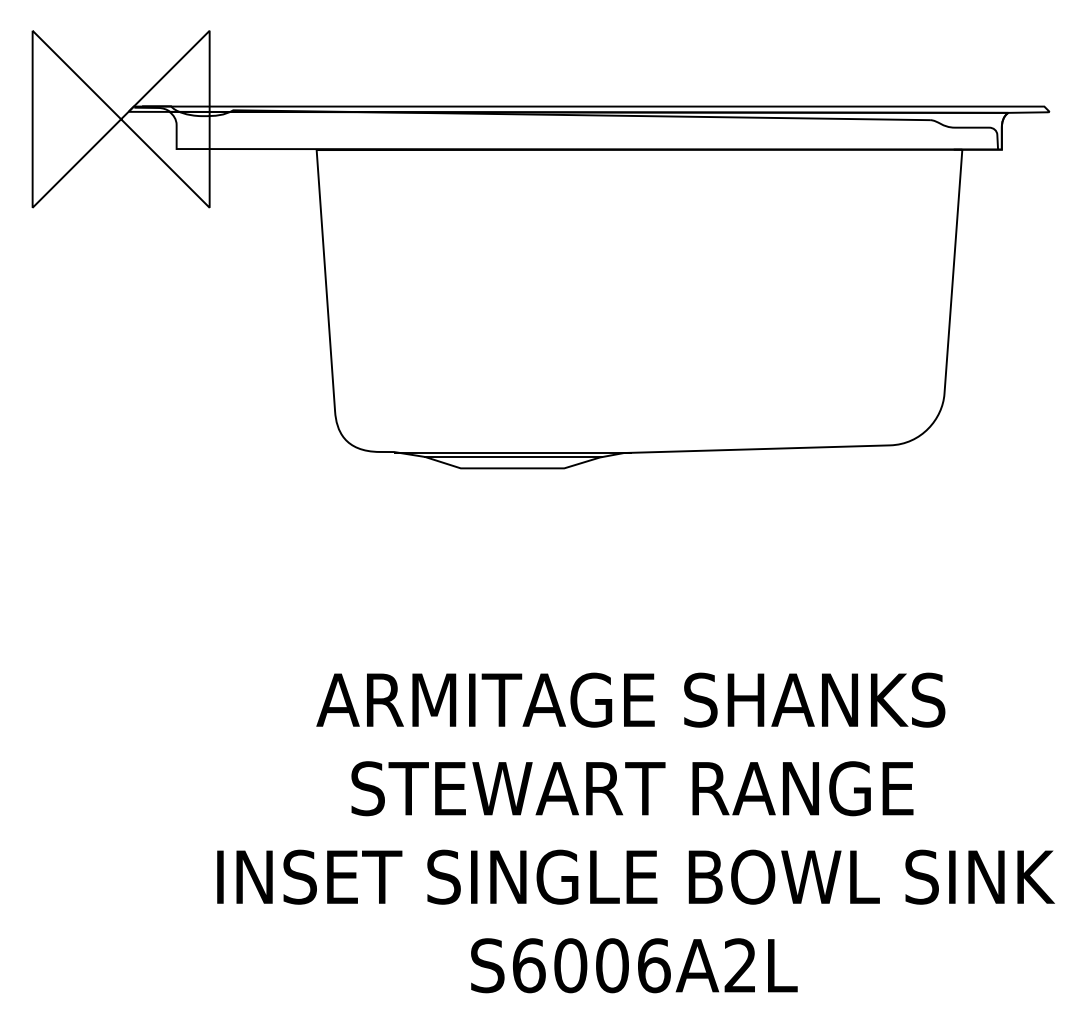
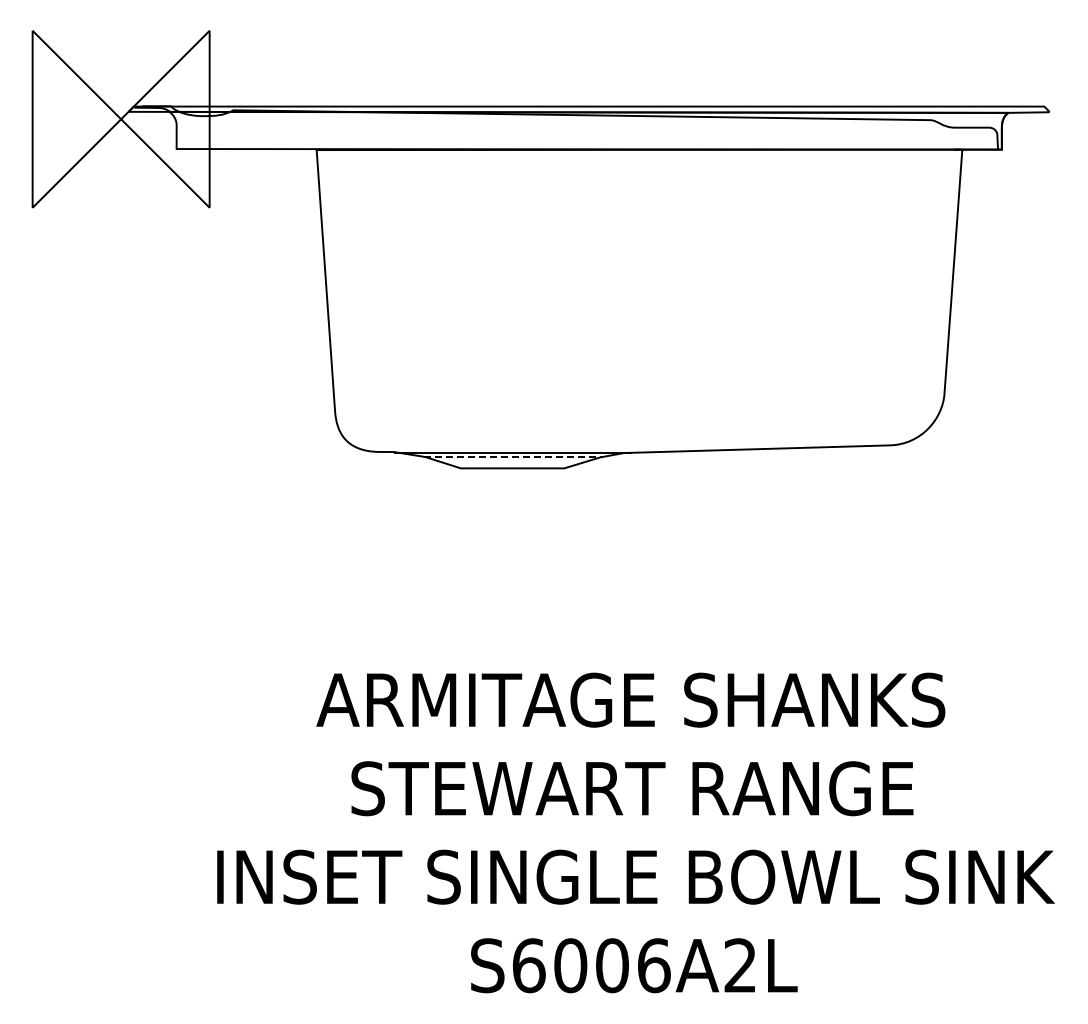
line: solid -> dashed (513, 457)
